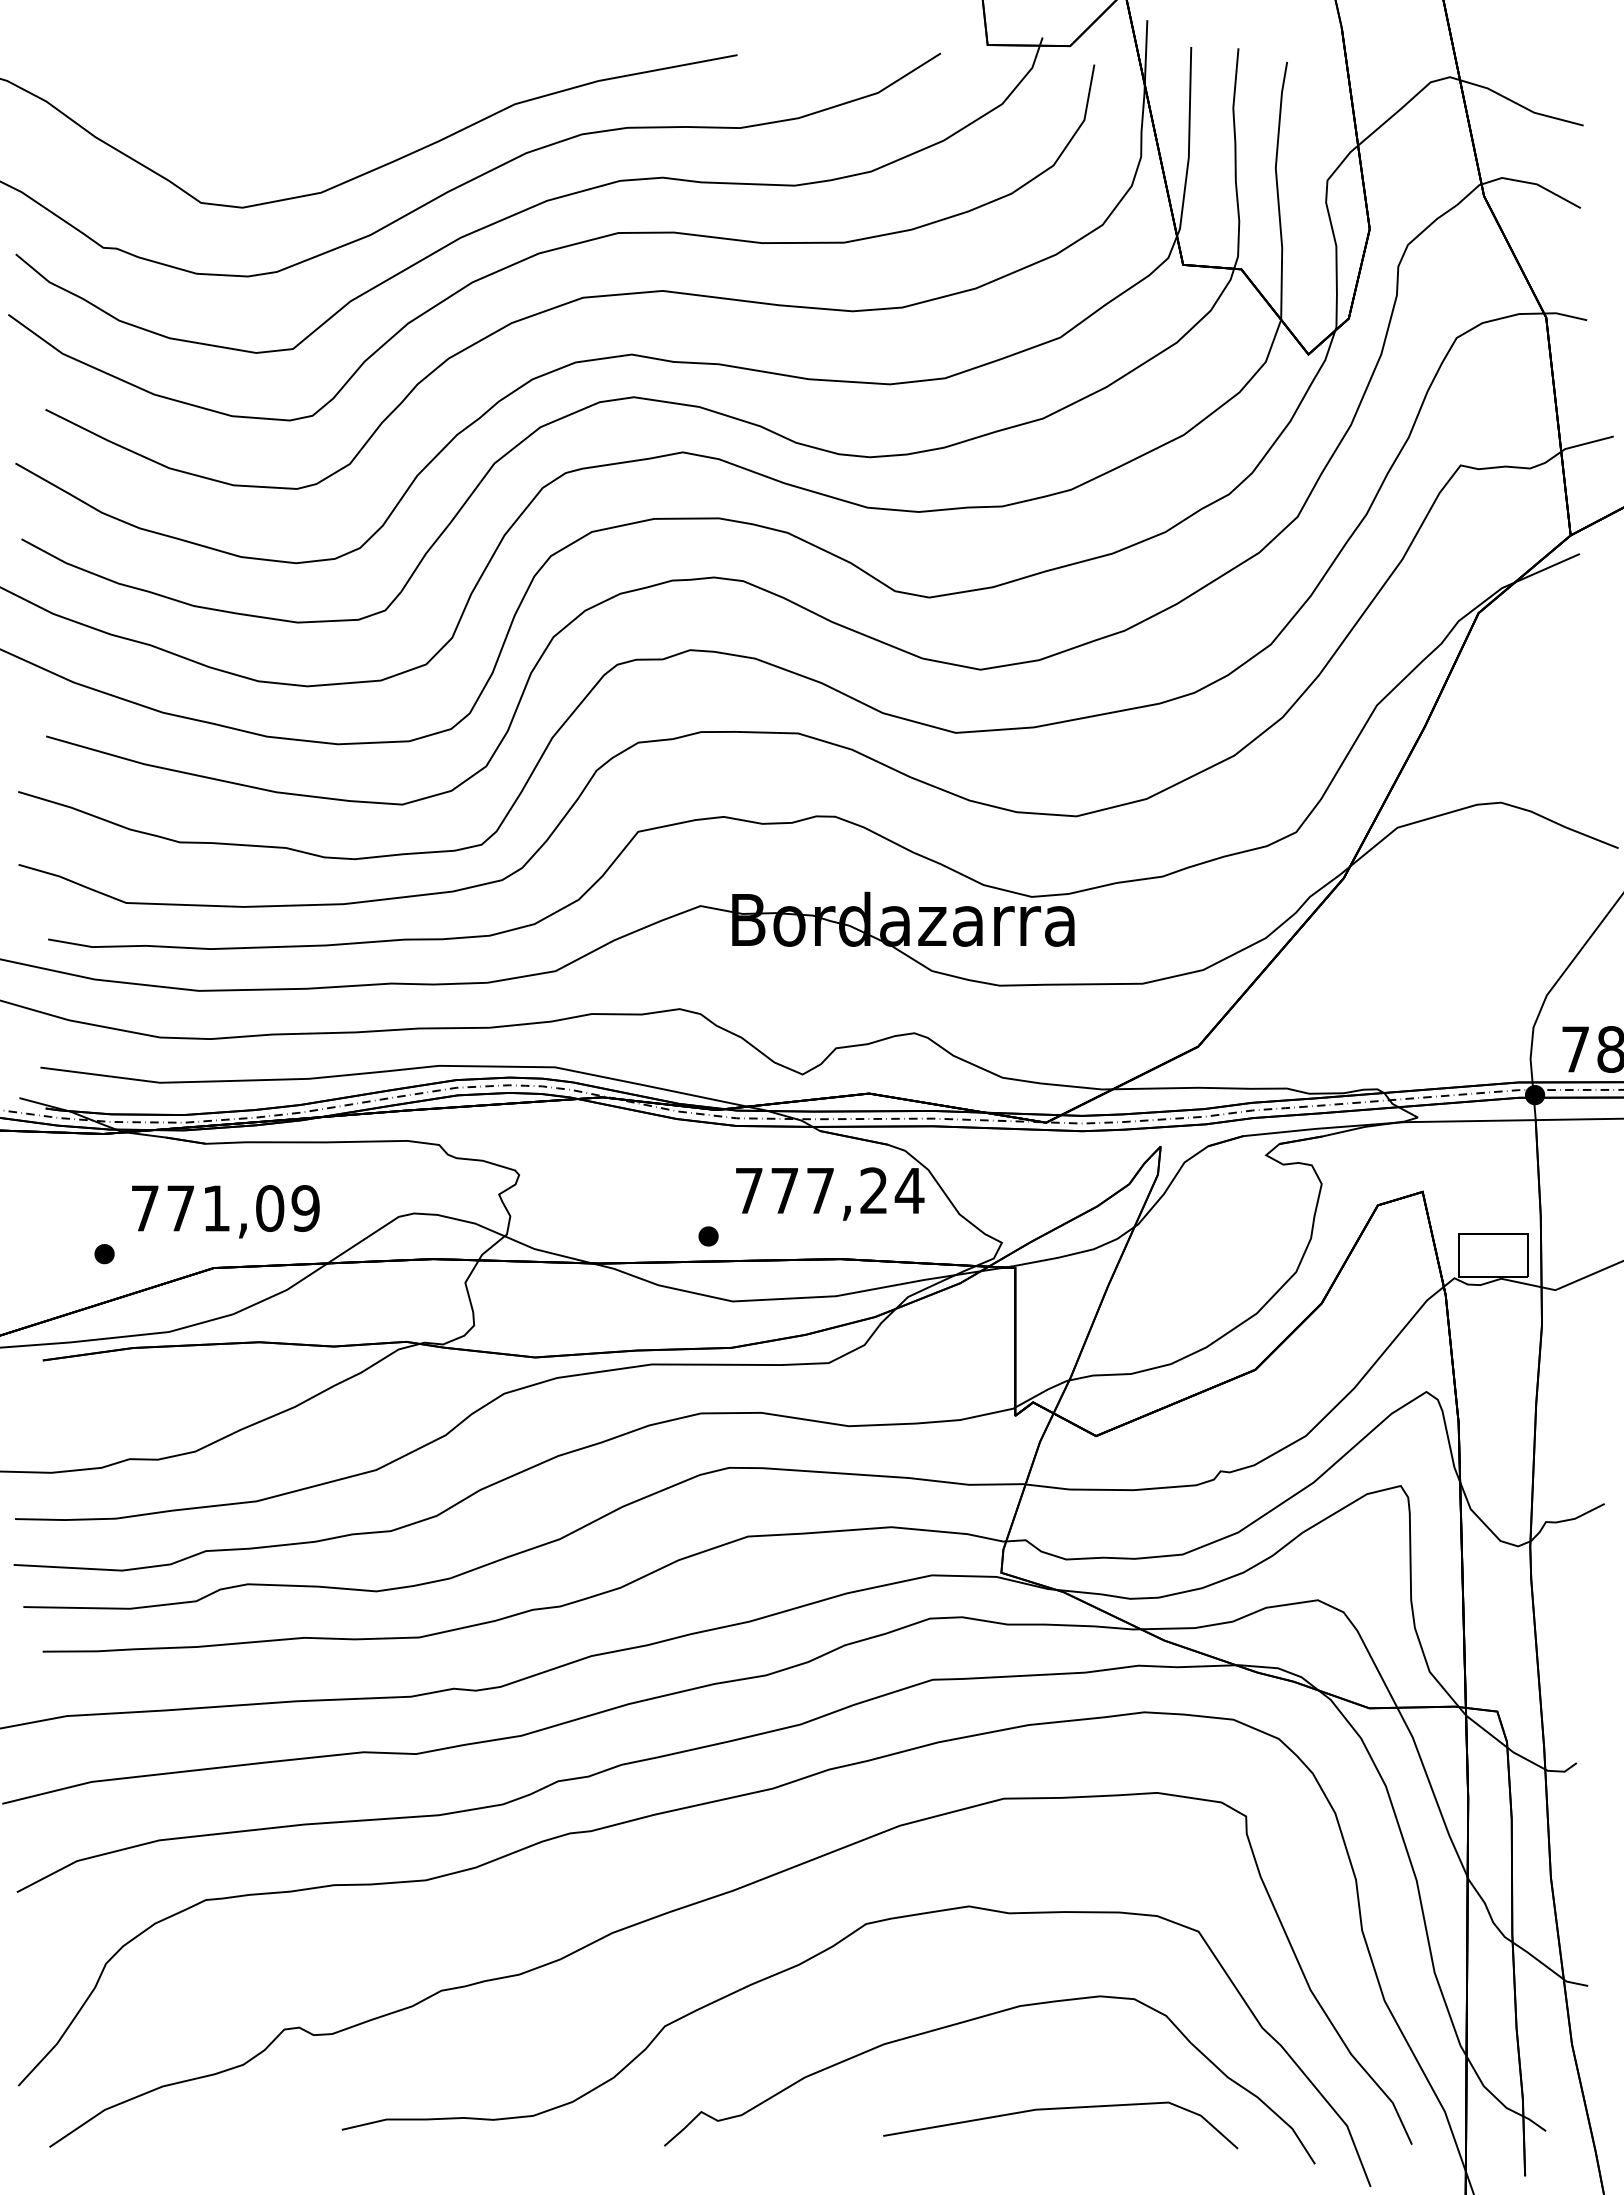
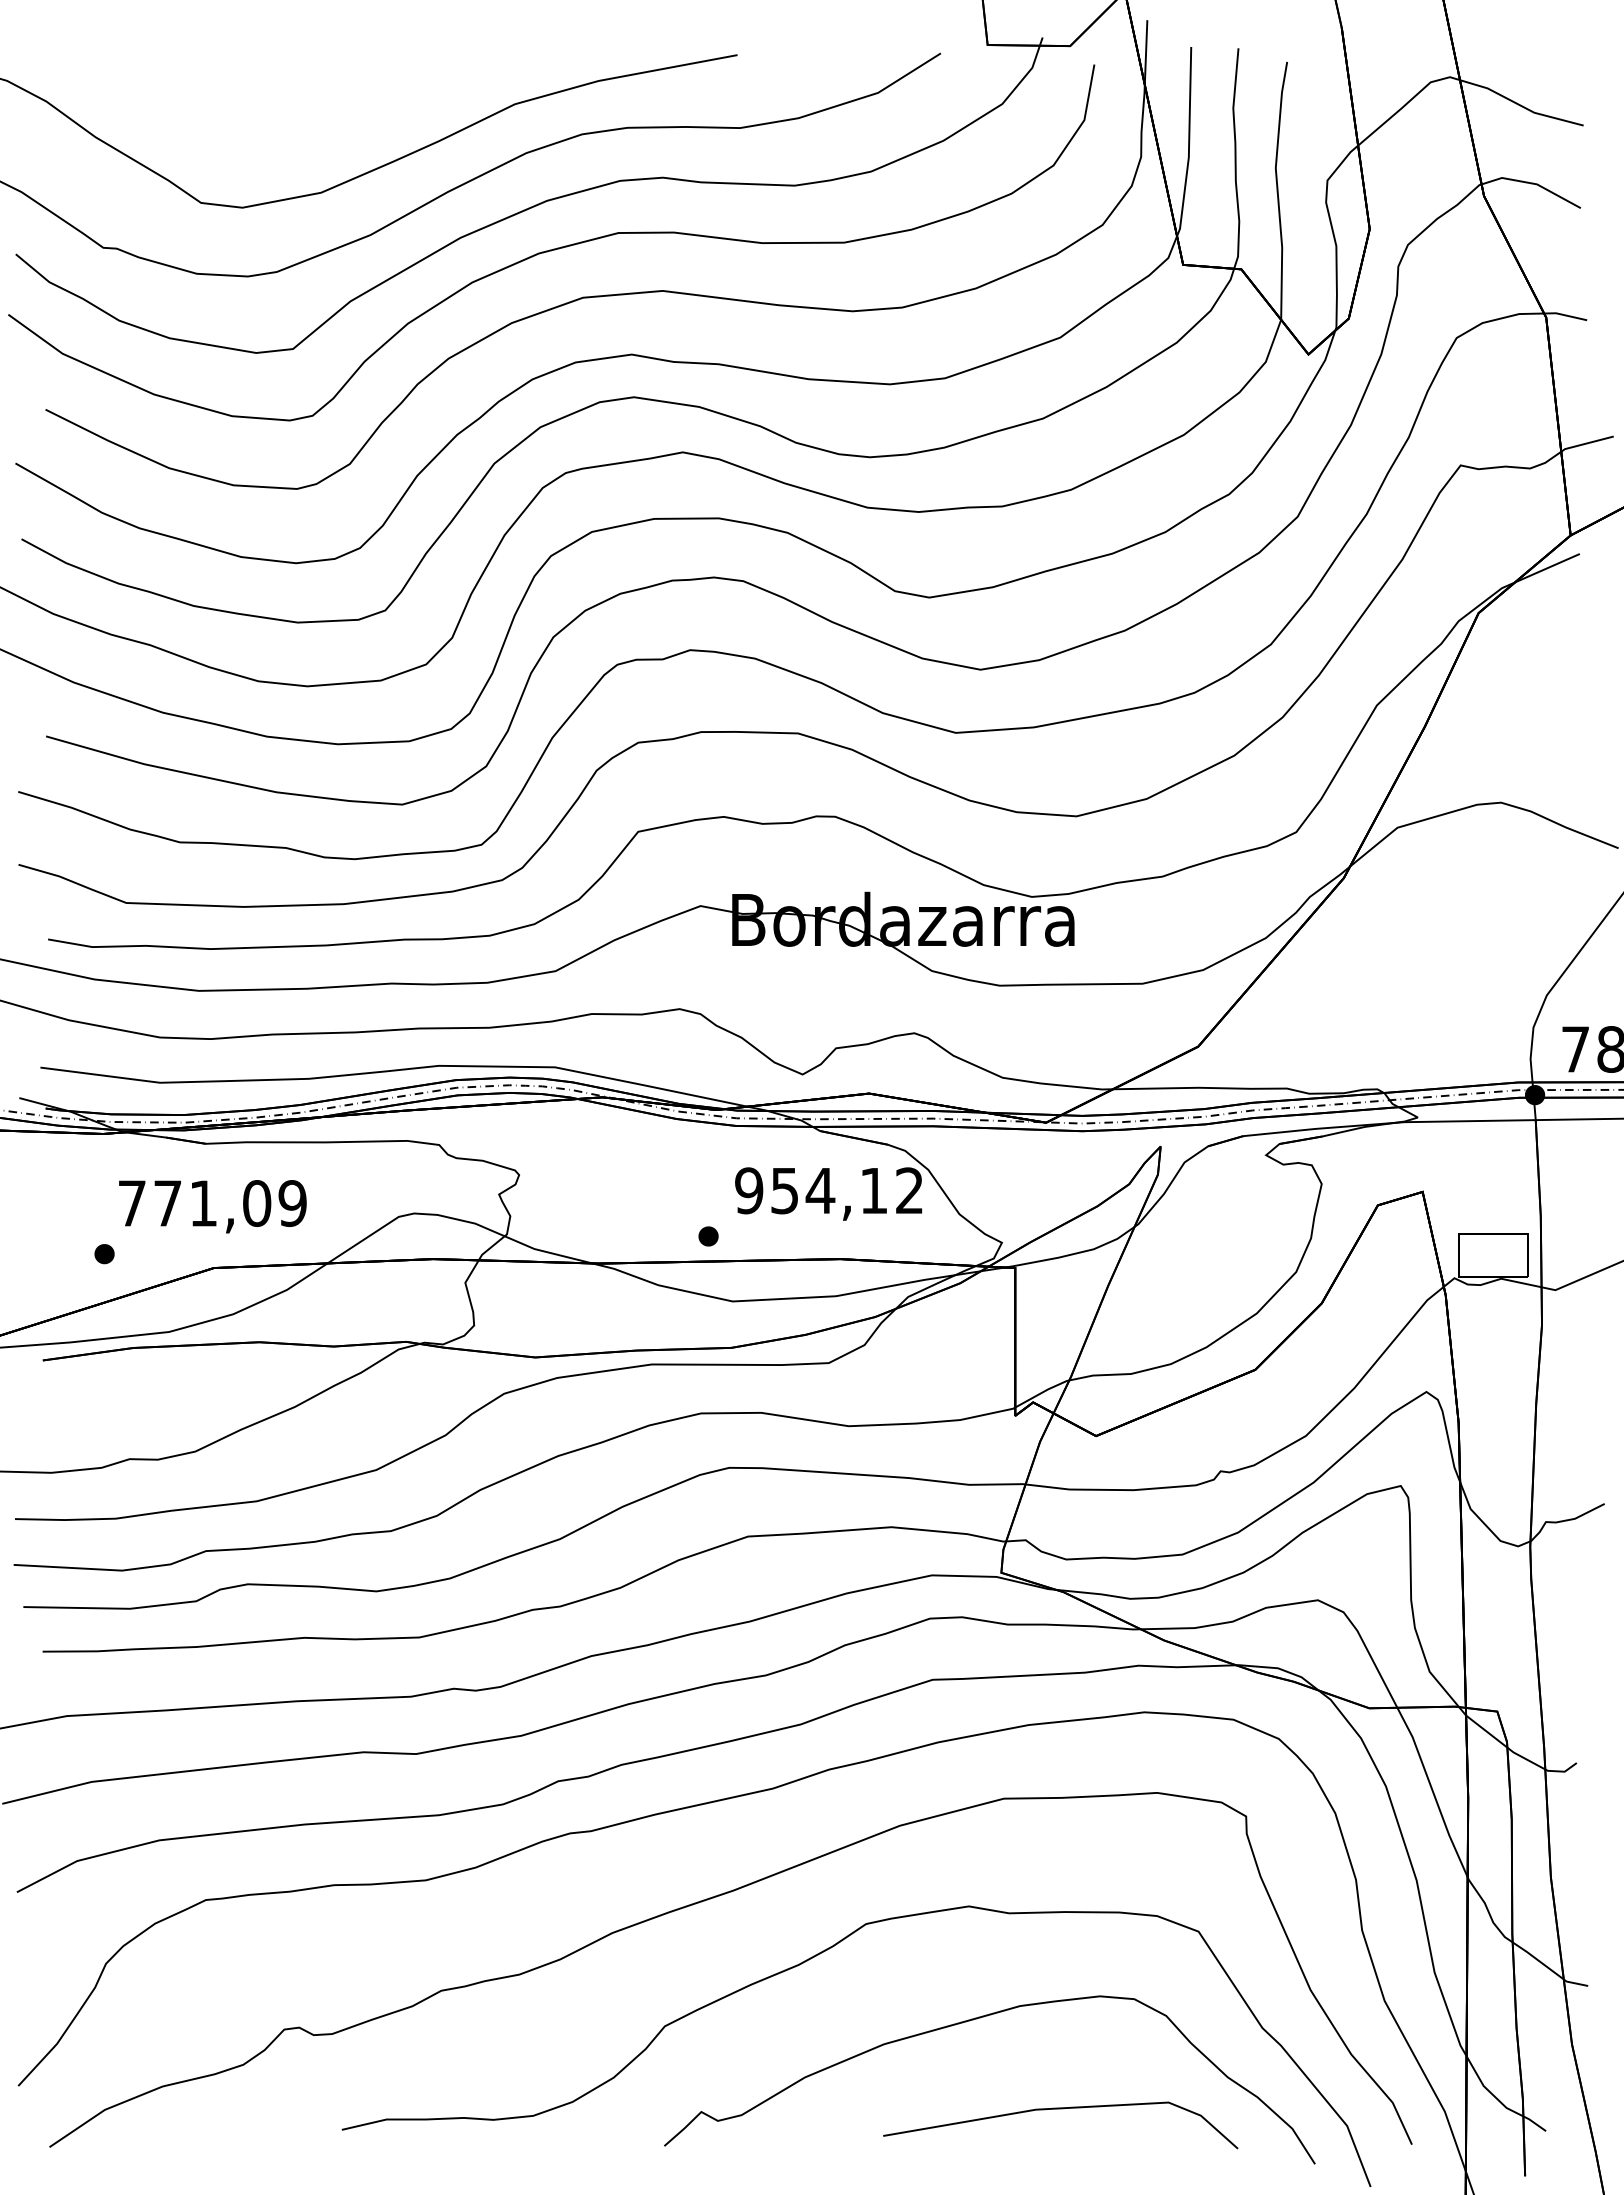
text: 777,24 -> 954,12 (829, 1190)
text position: (225, 1211) -> (212, 1206) (212, 1206)
